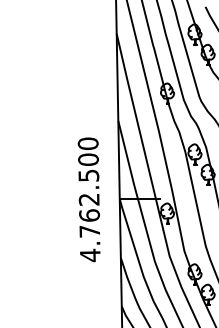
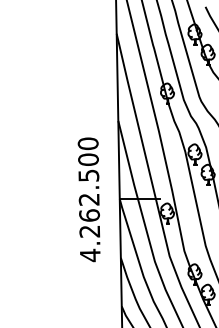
text: 4.762.500 -> 4.262.500 (89, 231)
